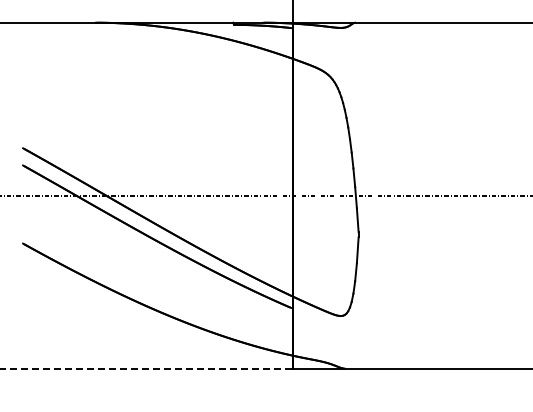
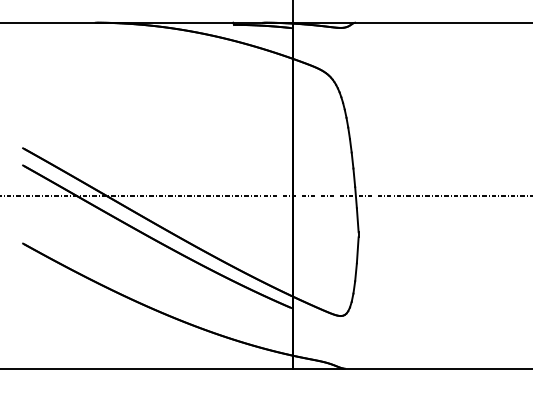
line: dashed -> solid (147, 368)
